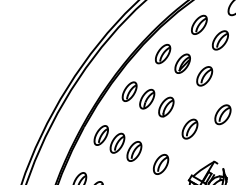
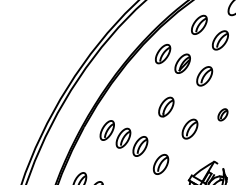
part: present -> none (138, 95)
part size: 18x22 px -> 12x14 px (222, 114)
part position: (117, 143) -> (123, 138) (123, 138)
